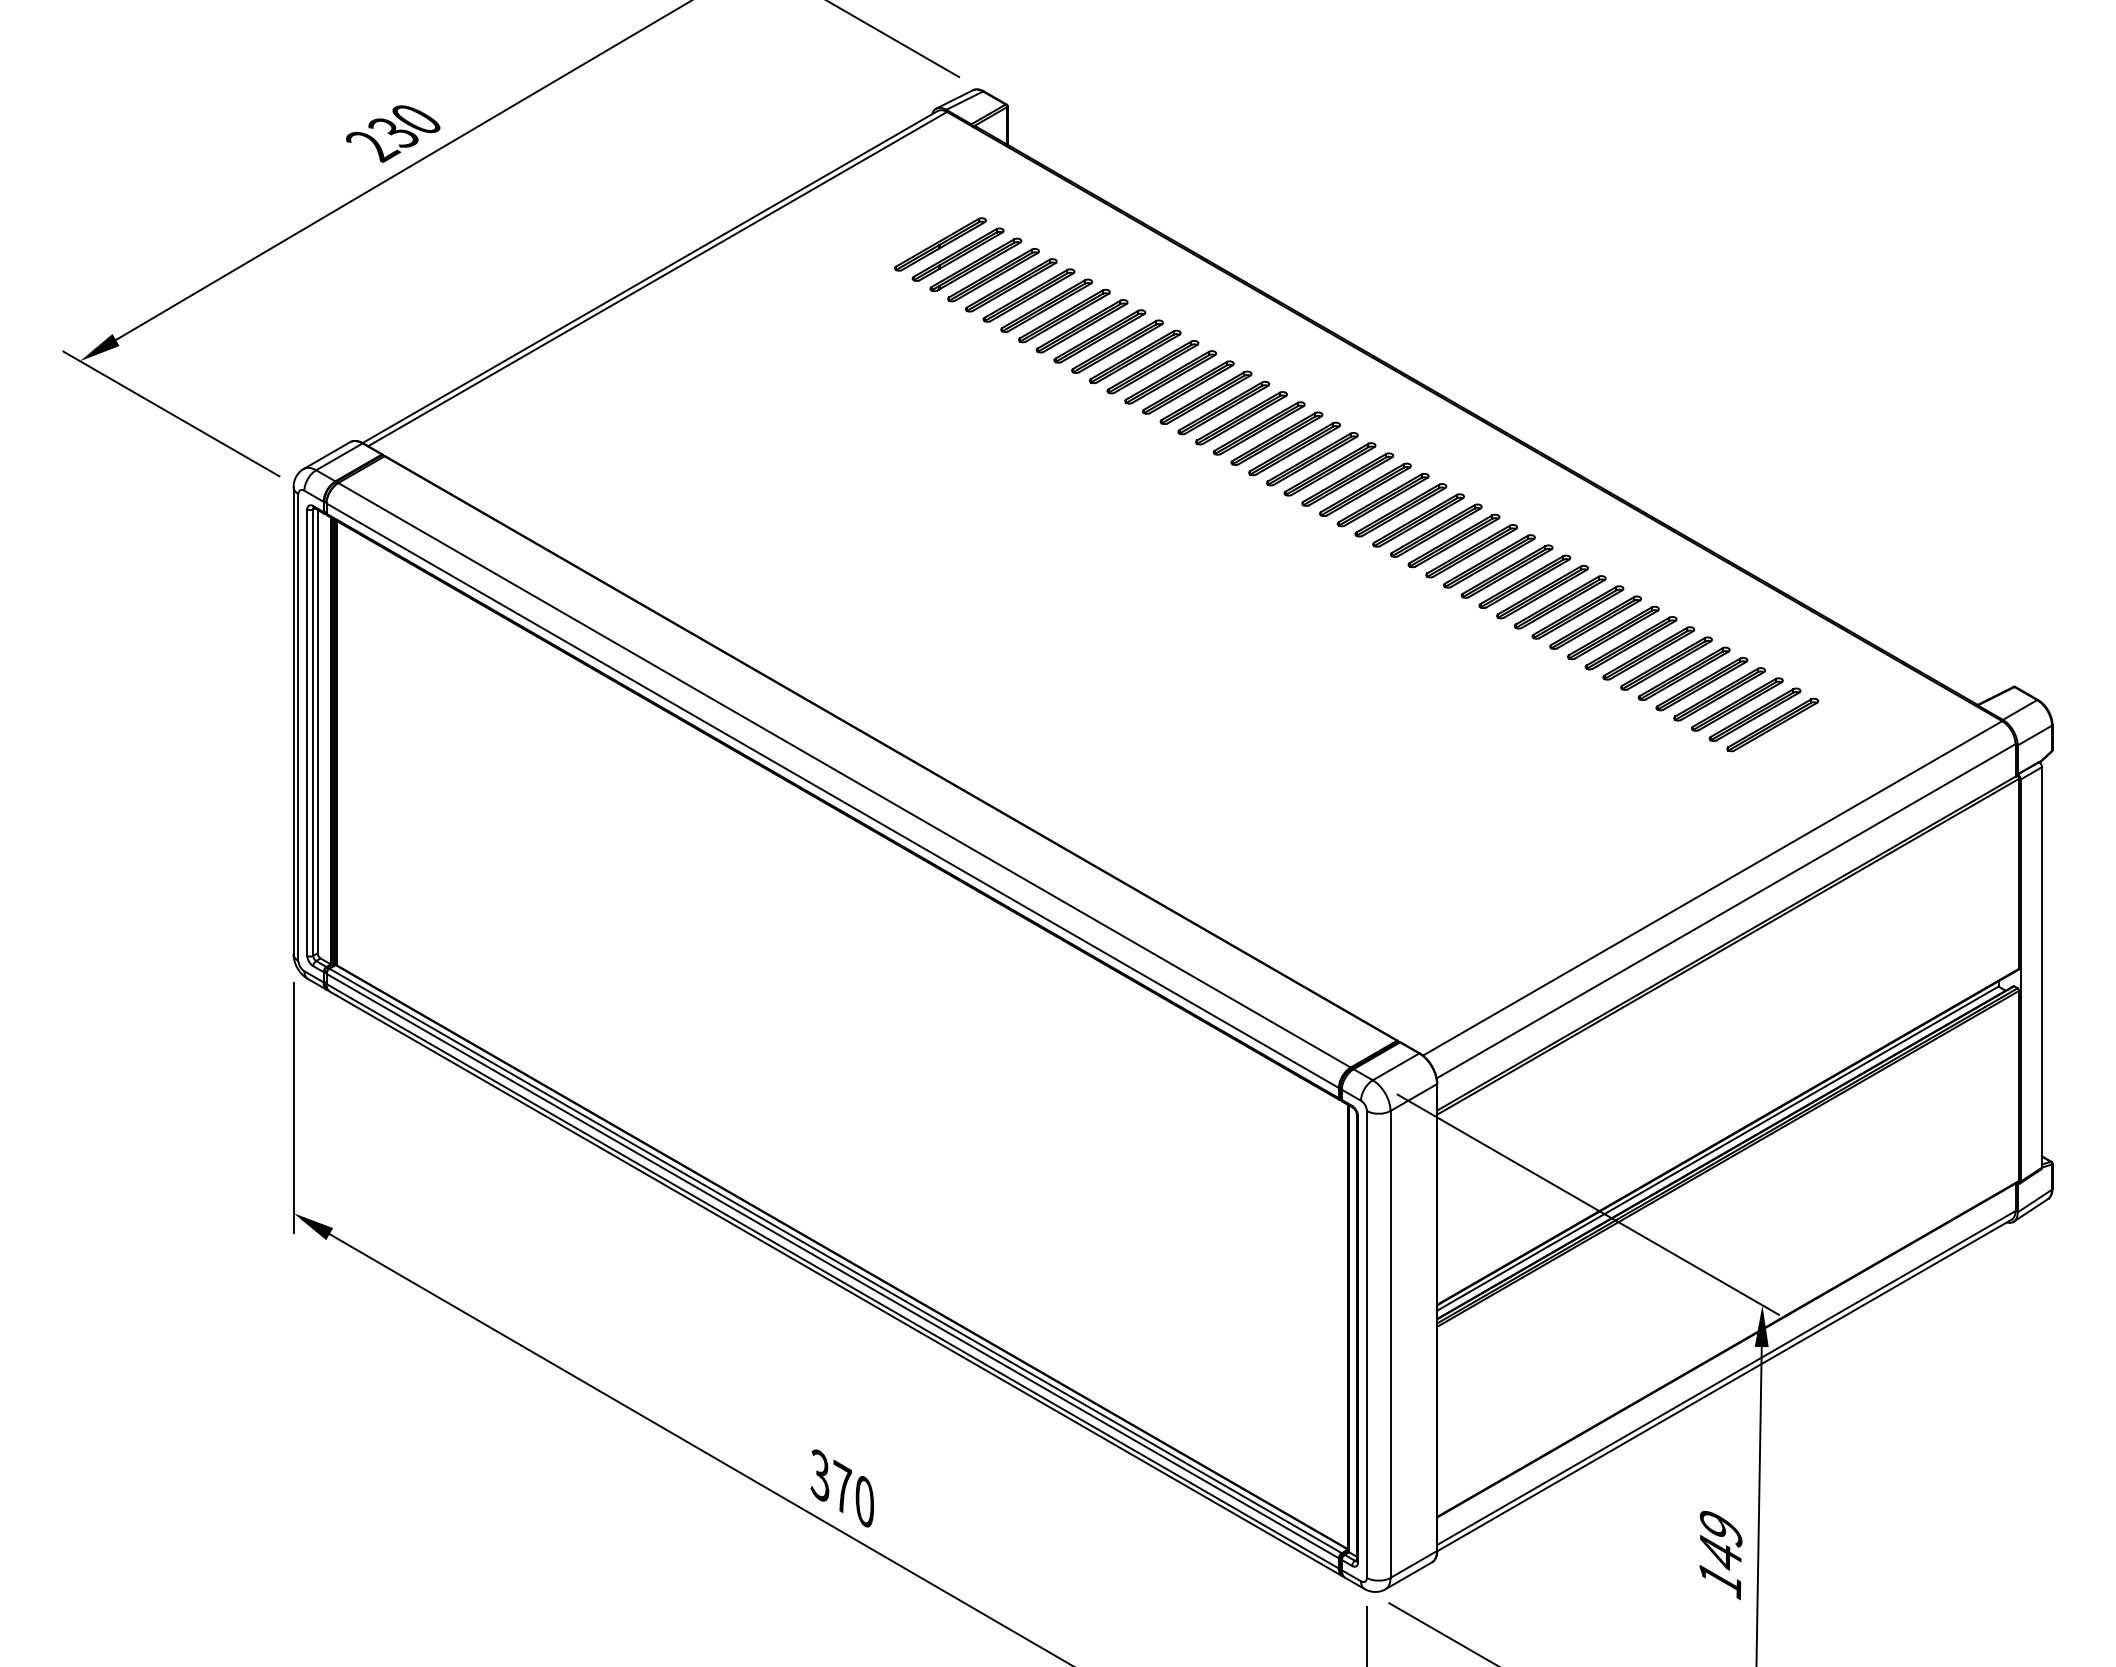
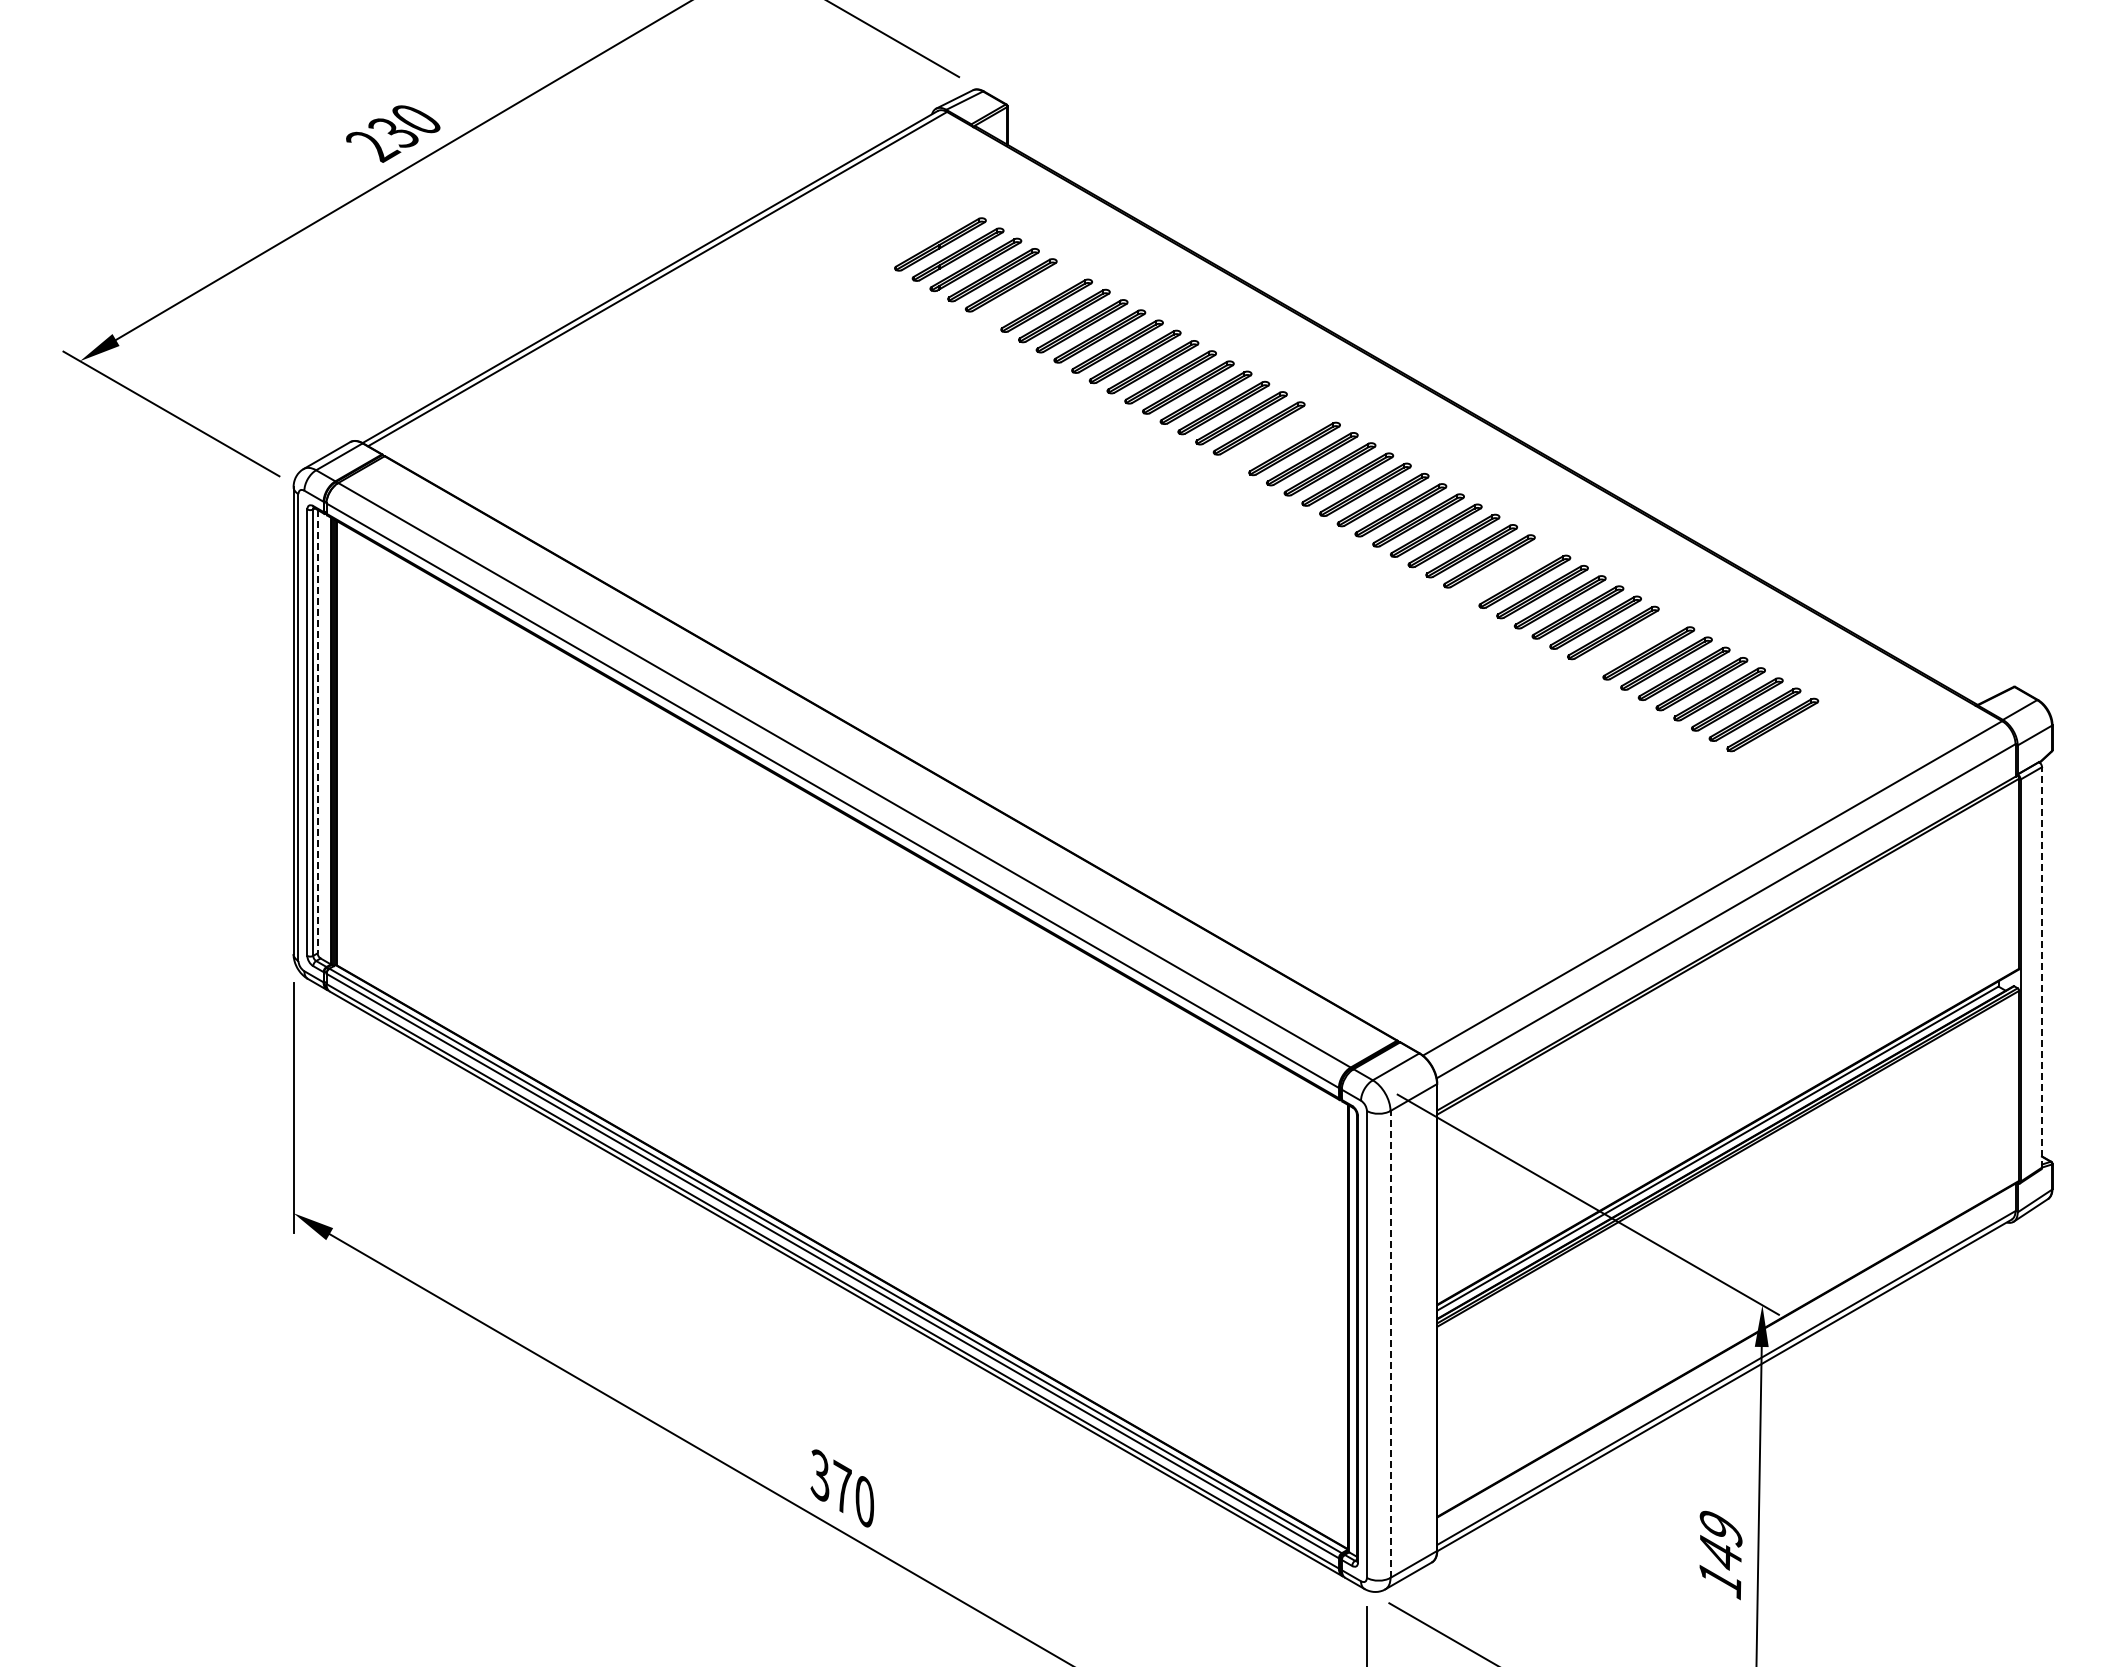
part: present -> none (1028, 295)
part: present -> none (1276, 438)
part: present -> none (1506, 571)
part: present -> none (1630, 643)
line: solid -> dashed (317, 731)
line: solid -> dashed (2042, 966)
line: solid -> dashed (1390, 1343)
